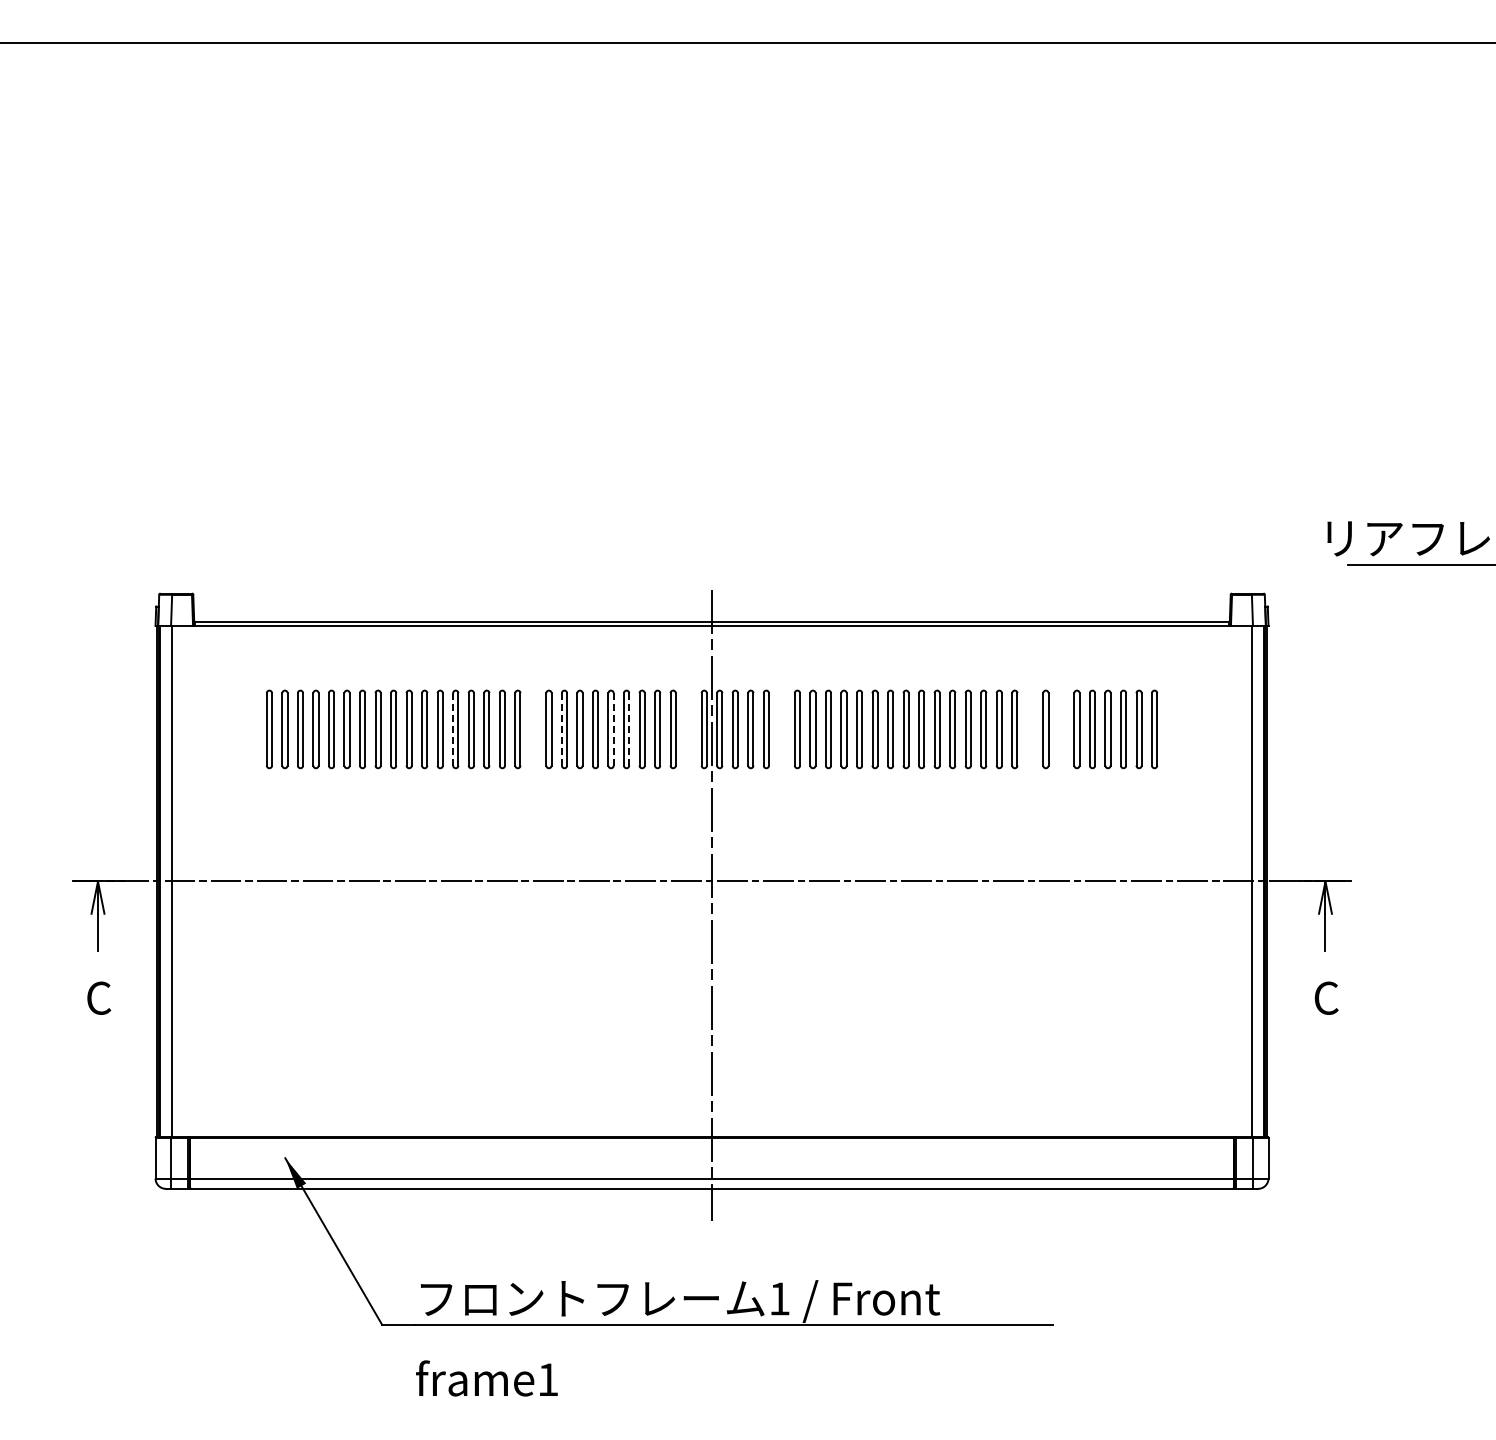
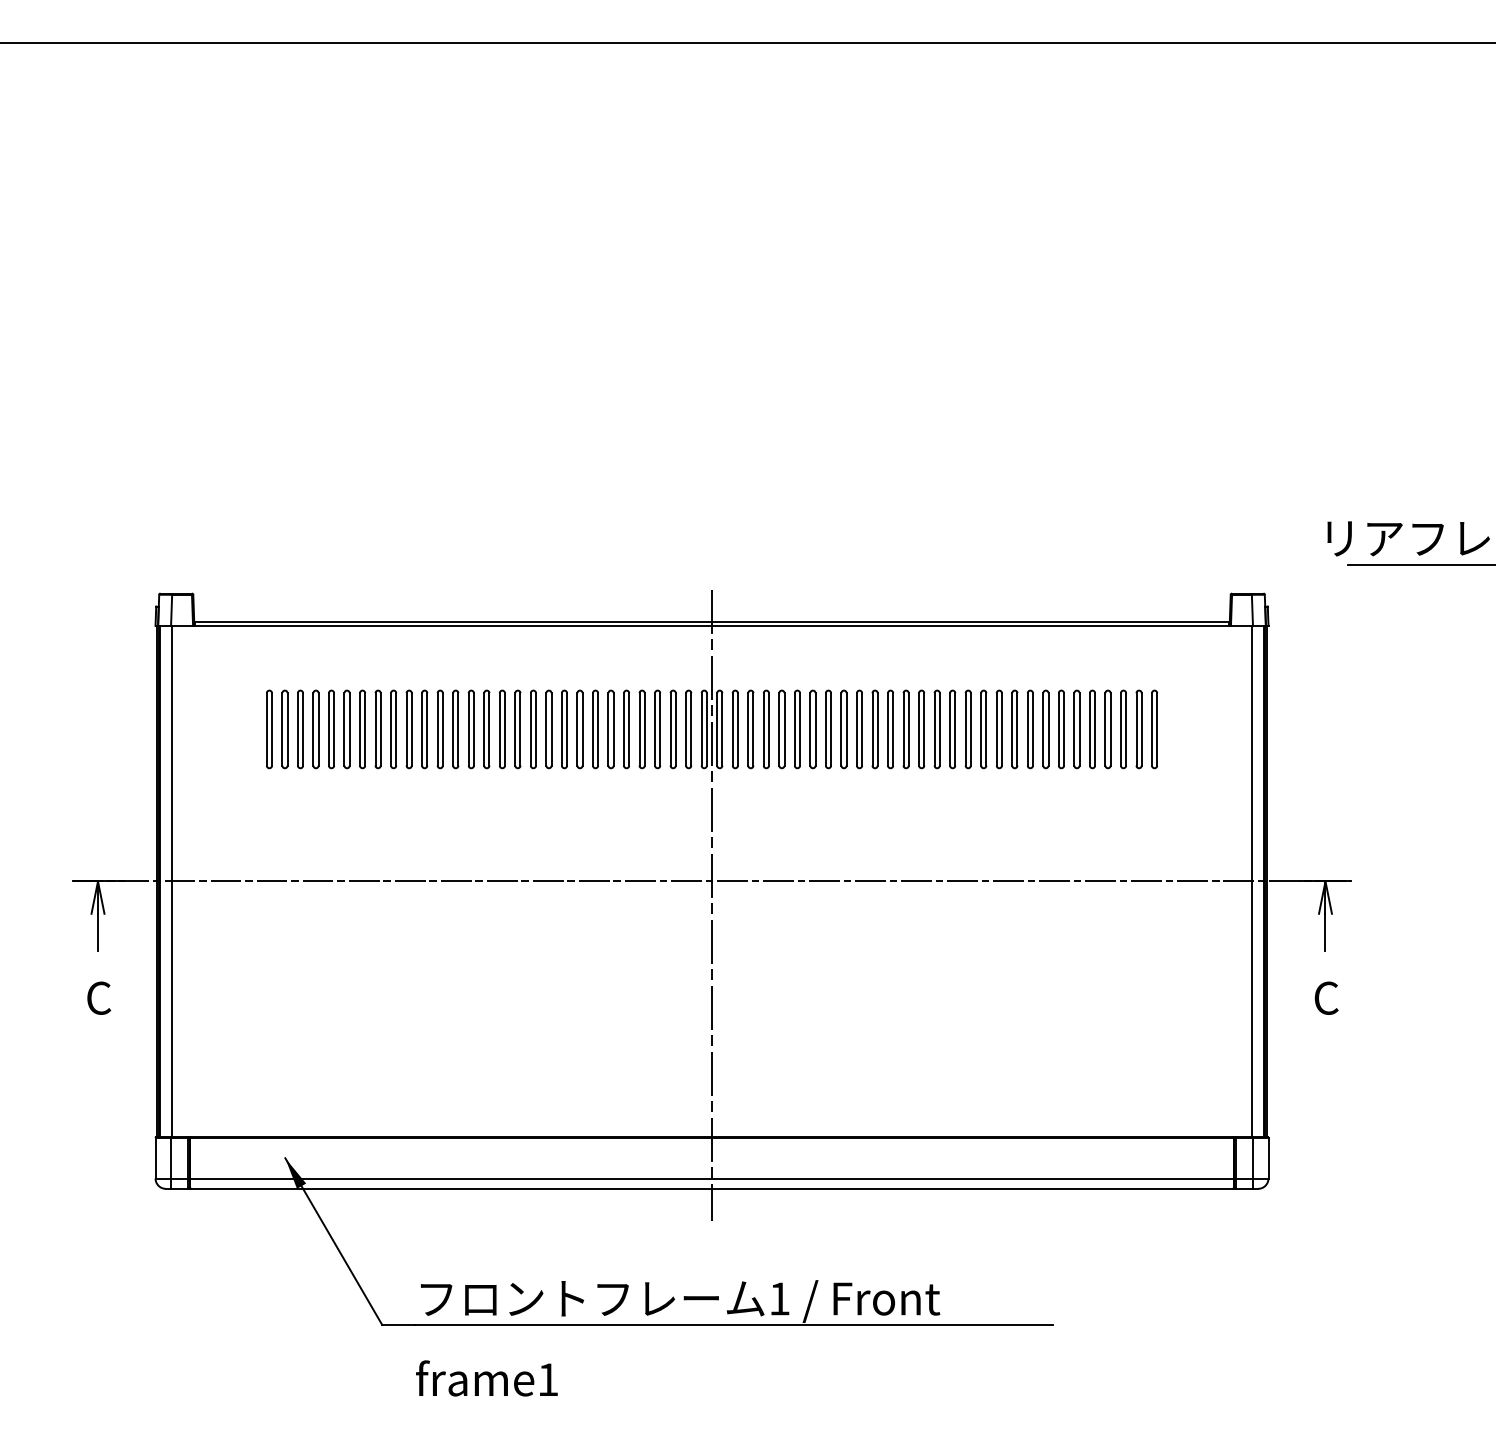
line: dashed -> solid (453, 728)
line: dashed -> solid (561, 728)
part: none -> present (533, 729)
line: dashed -> solid (613, 729)
line: dashed -> solid (629, 729)
part: none -> present (688, 729)
part: none -> present (781, 729)
part: none -> present (1030, 729)
part: none -> present (1061, 729)
